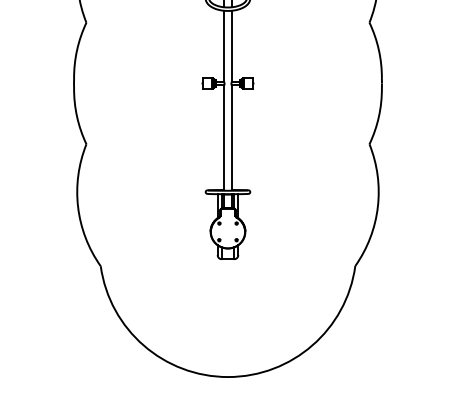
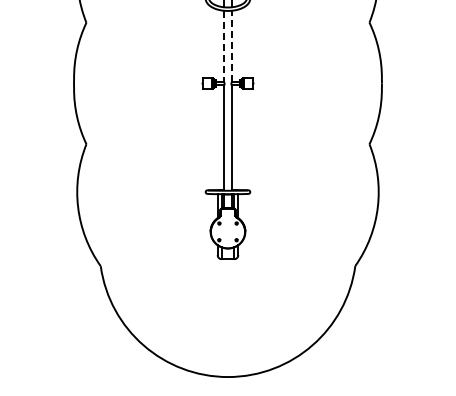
line: solid -> dashed (231, 45)
line: solid -> dashed (224, 46)
